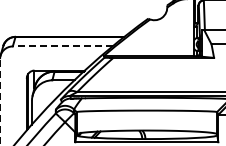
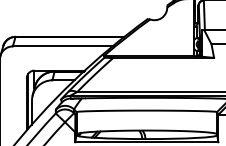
line: dashed -> solid (62, 46)
line: dashed -> solid (0, 101)
